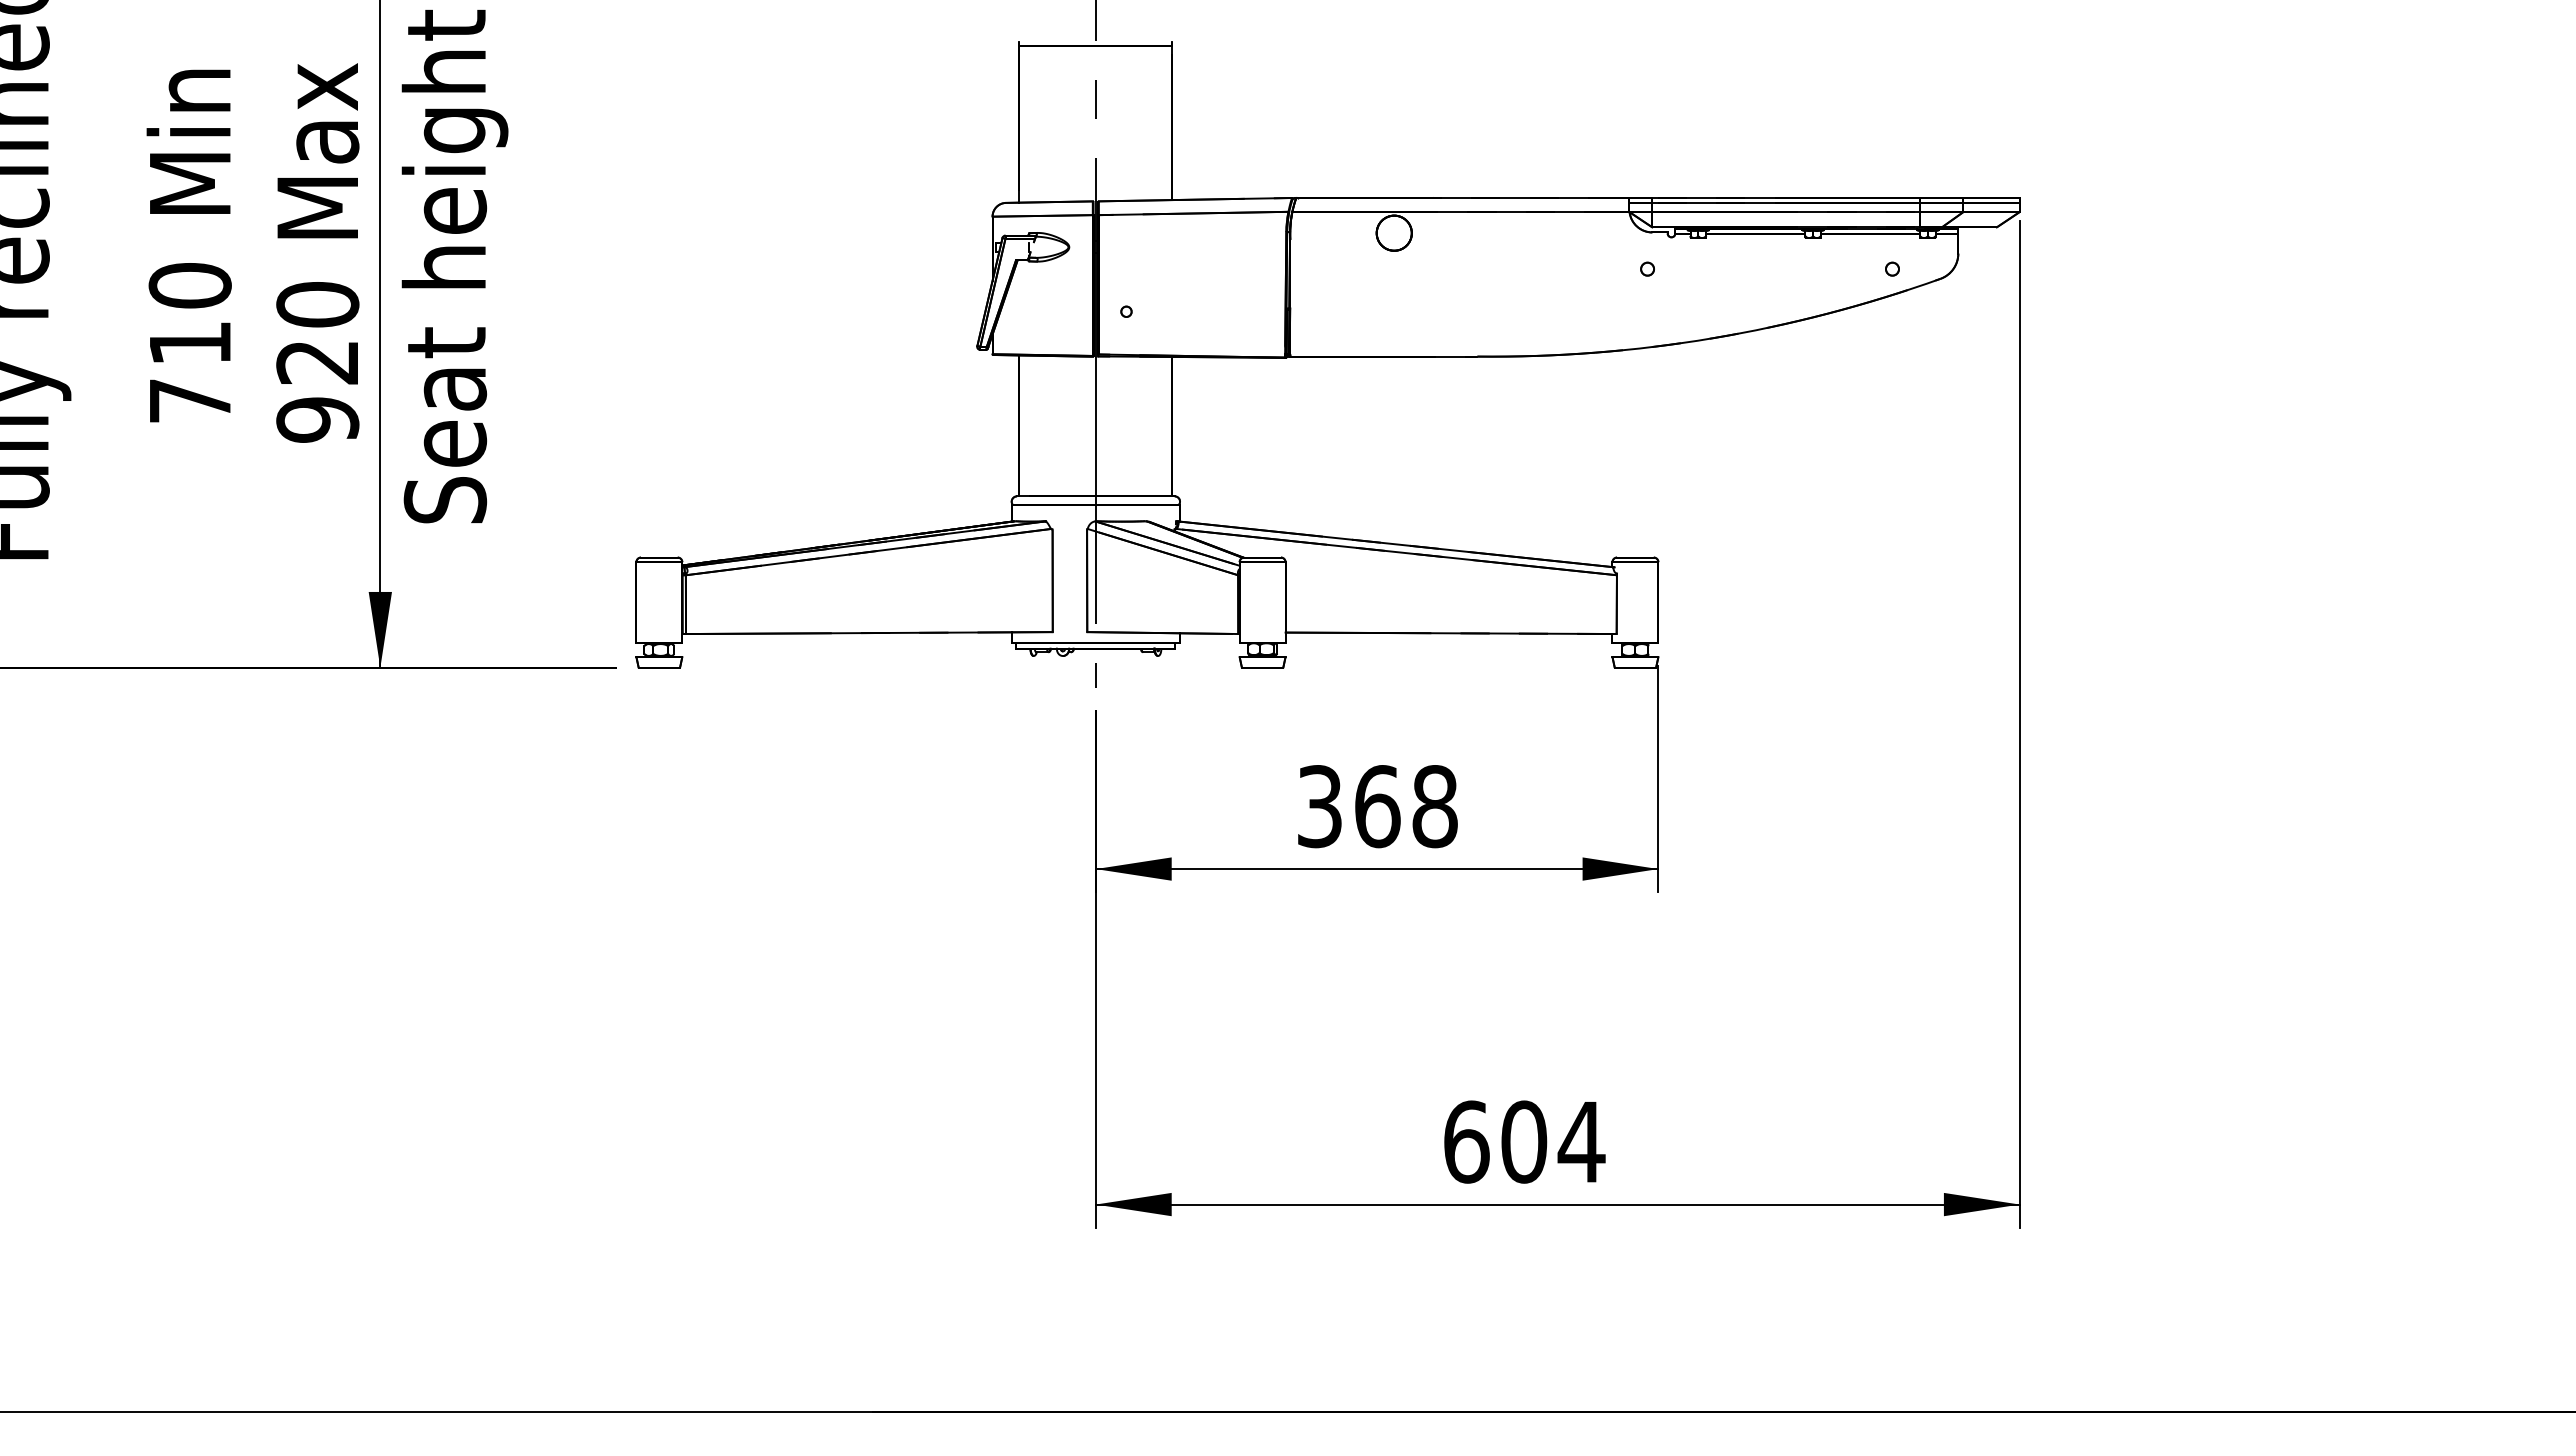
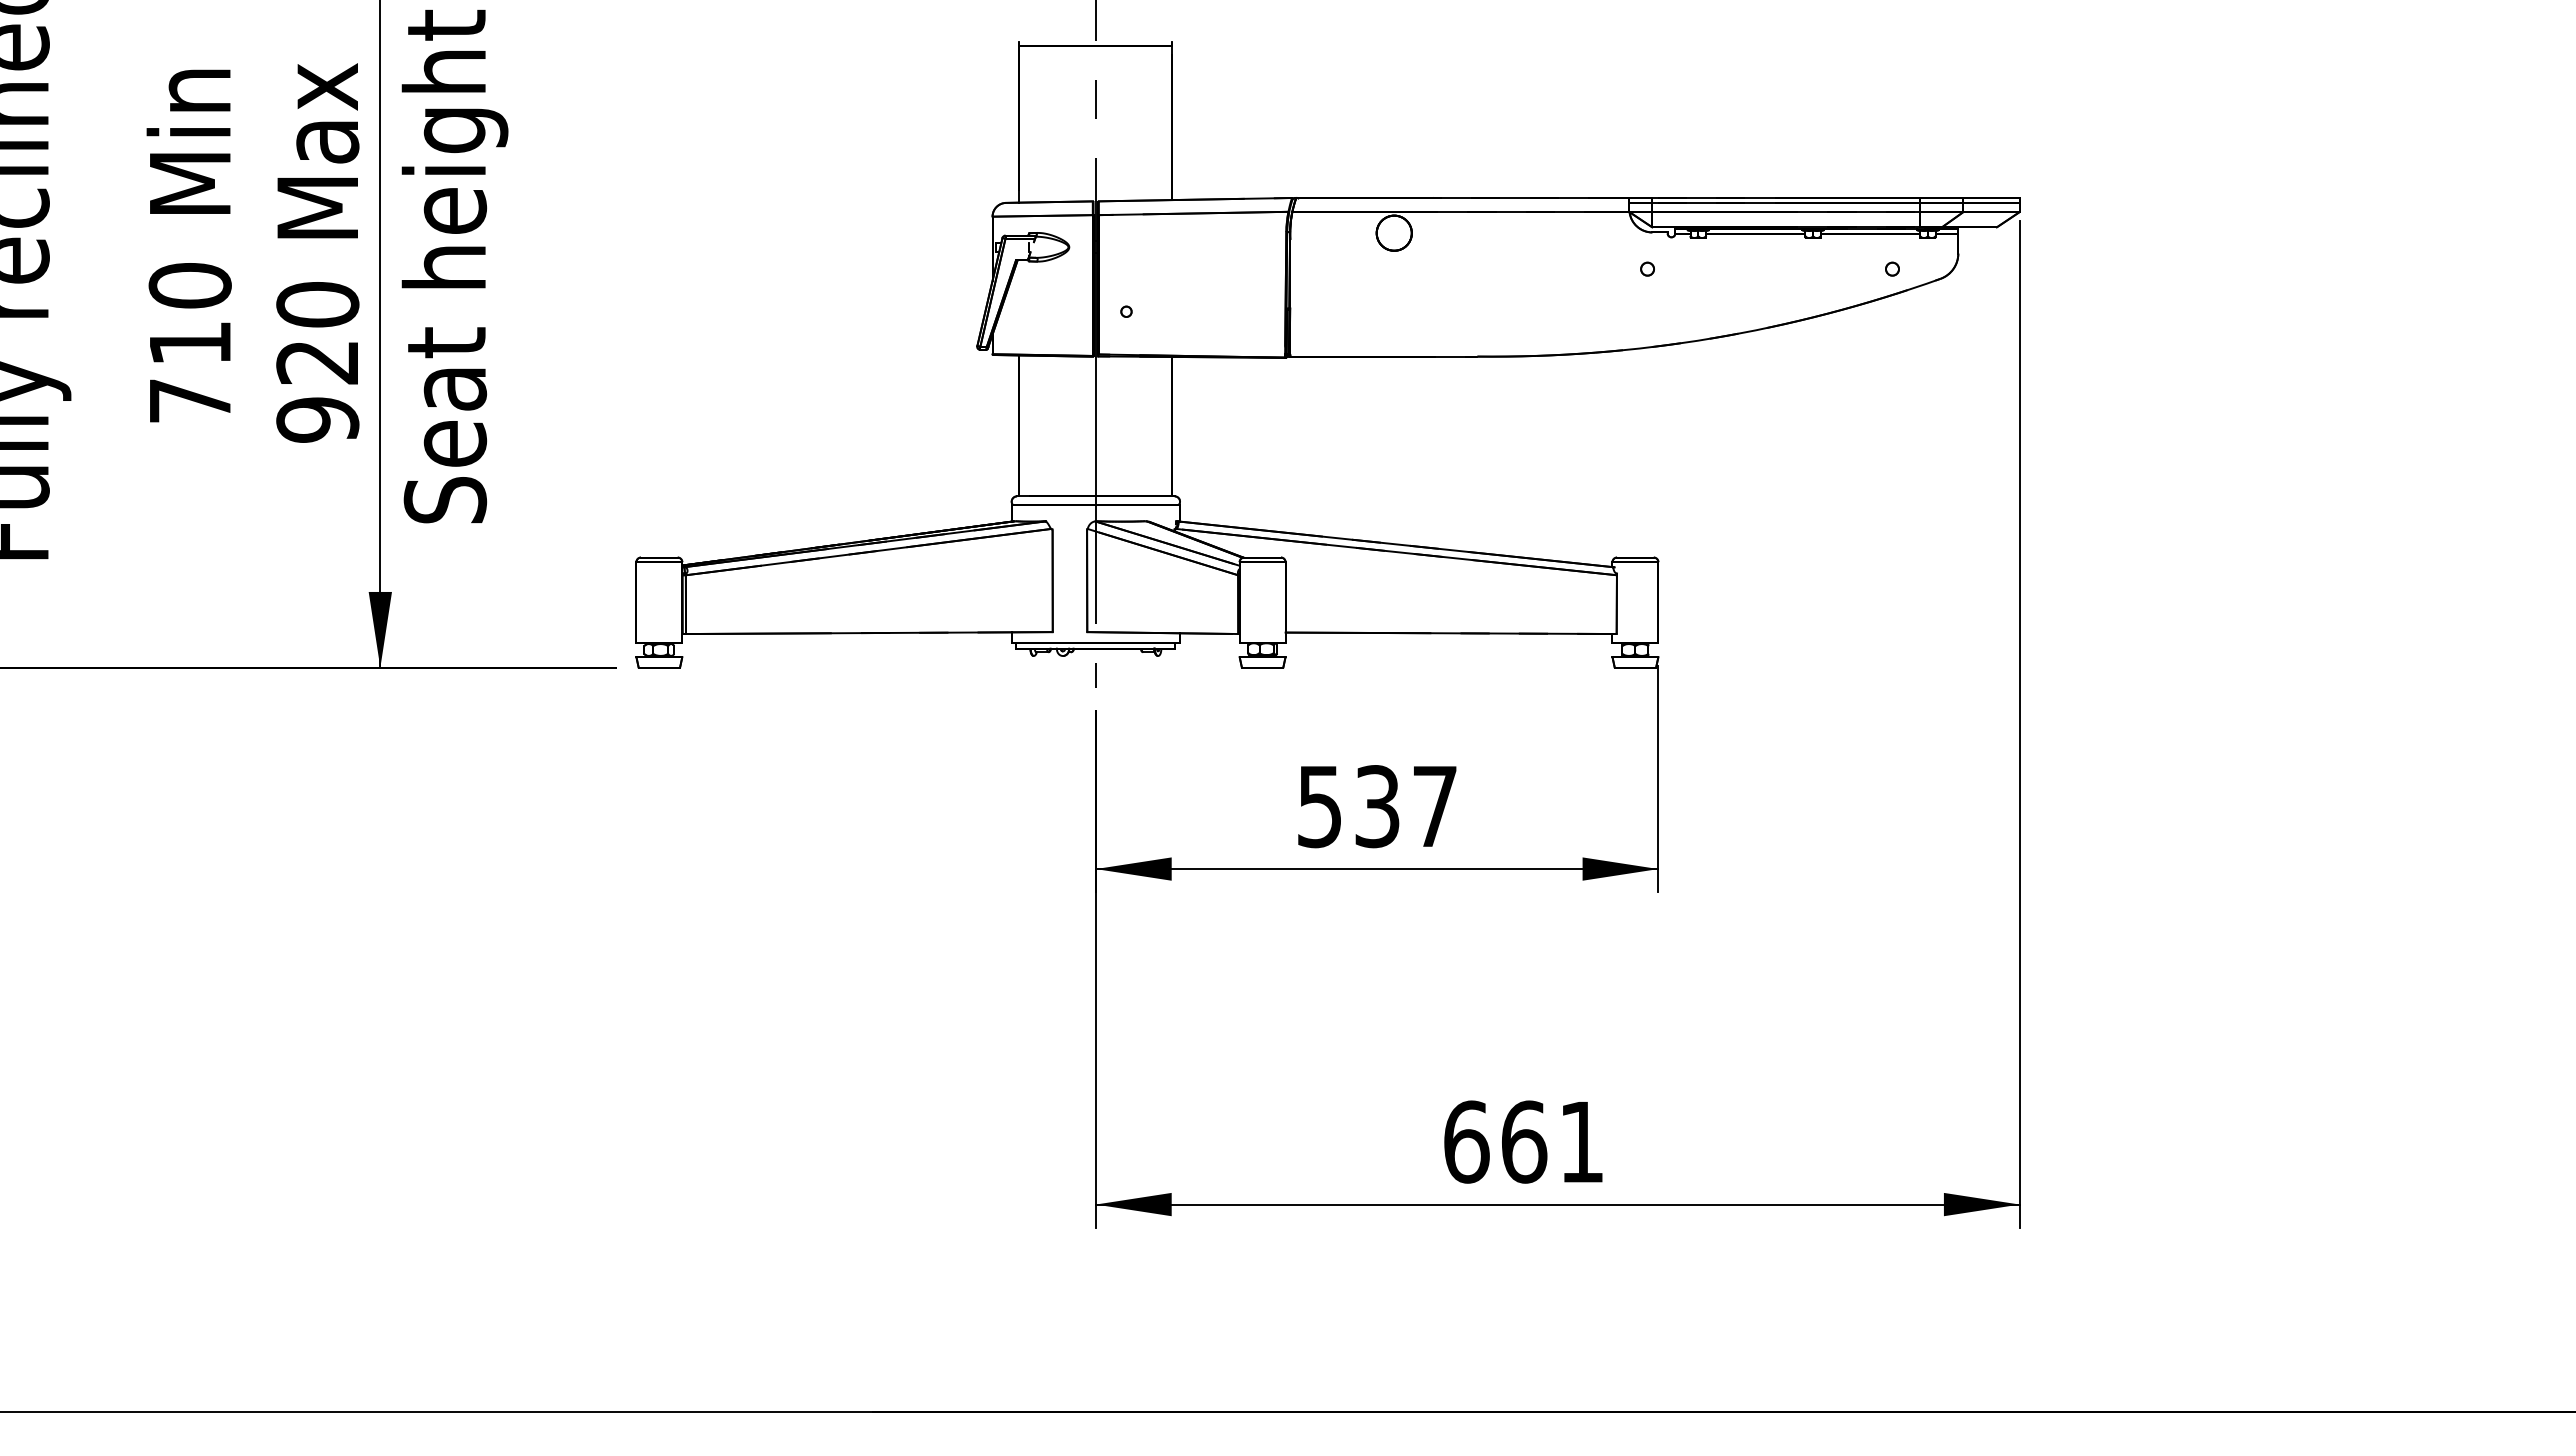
text: 368 -> 537 (1377, 806)
text: 604 -> 661 (1553, 1141)
